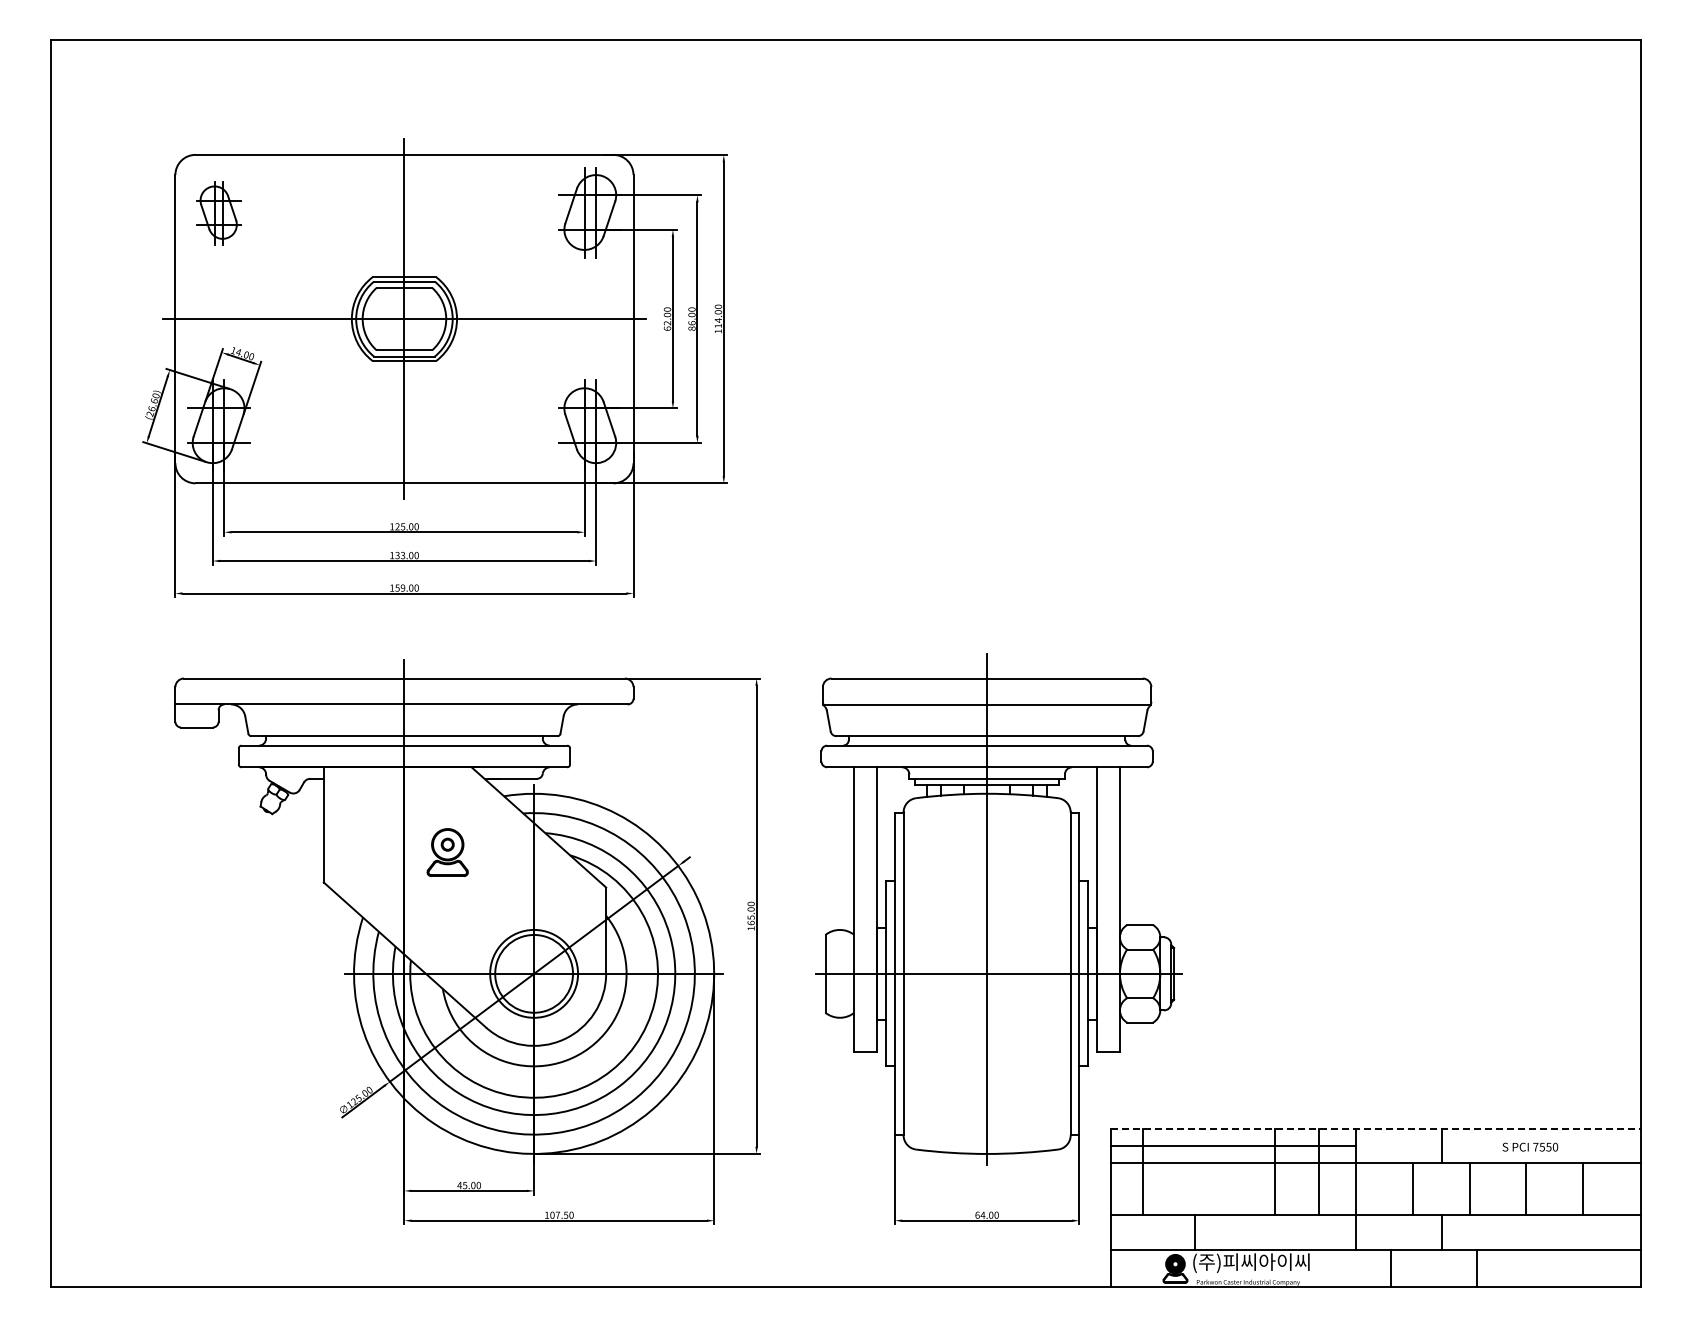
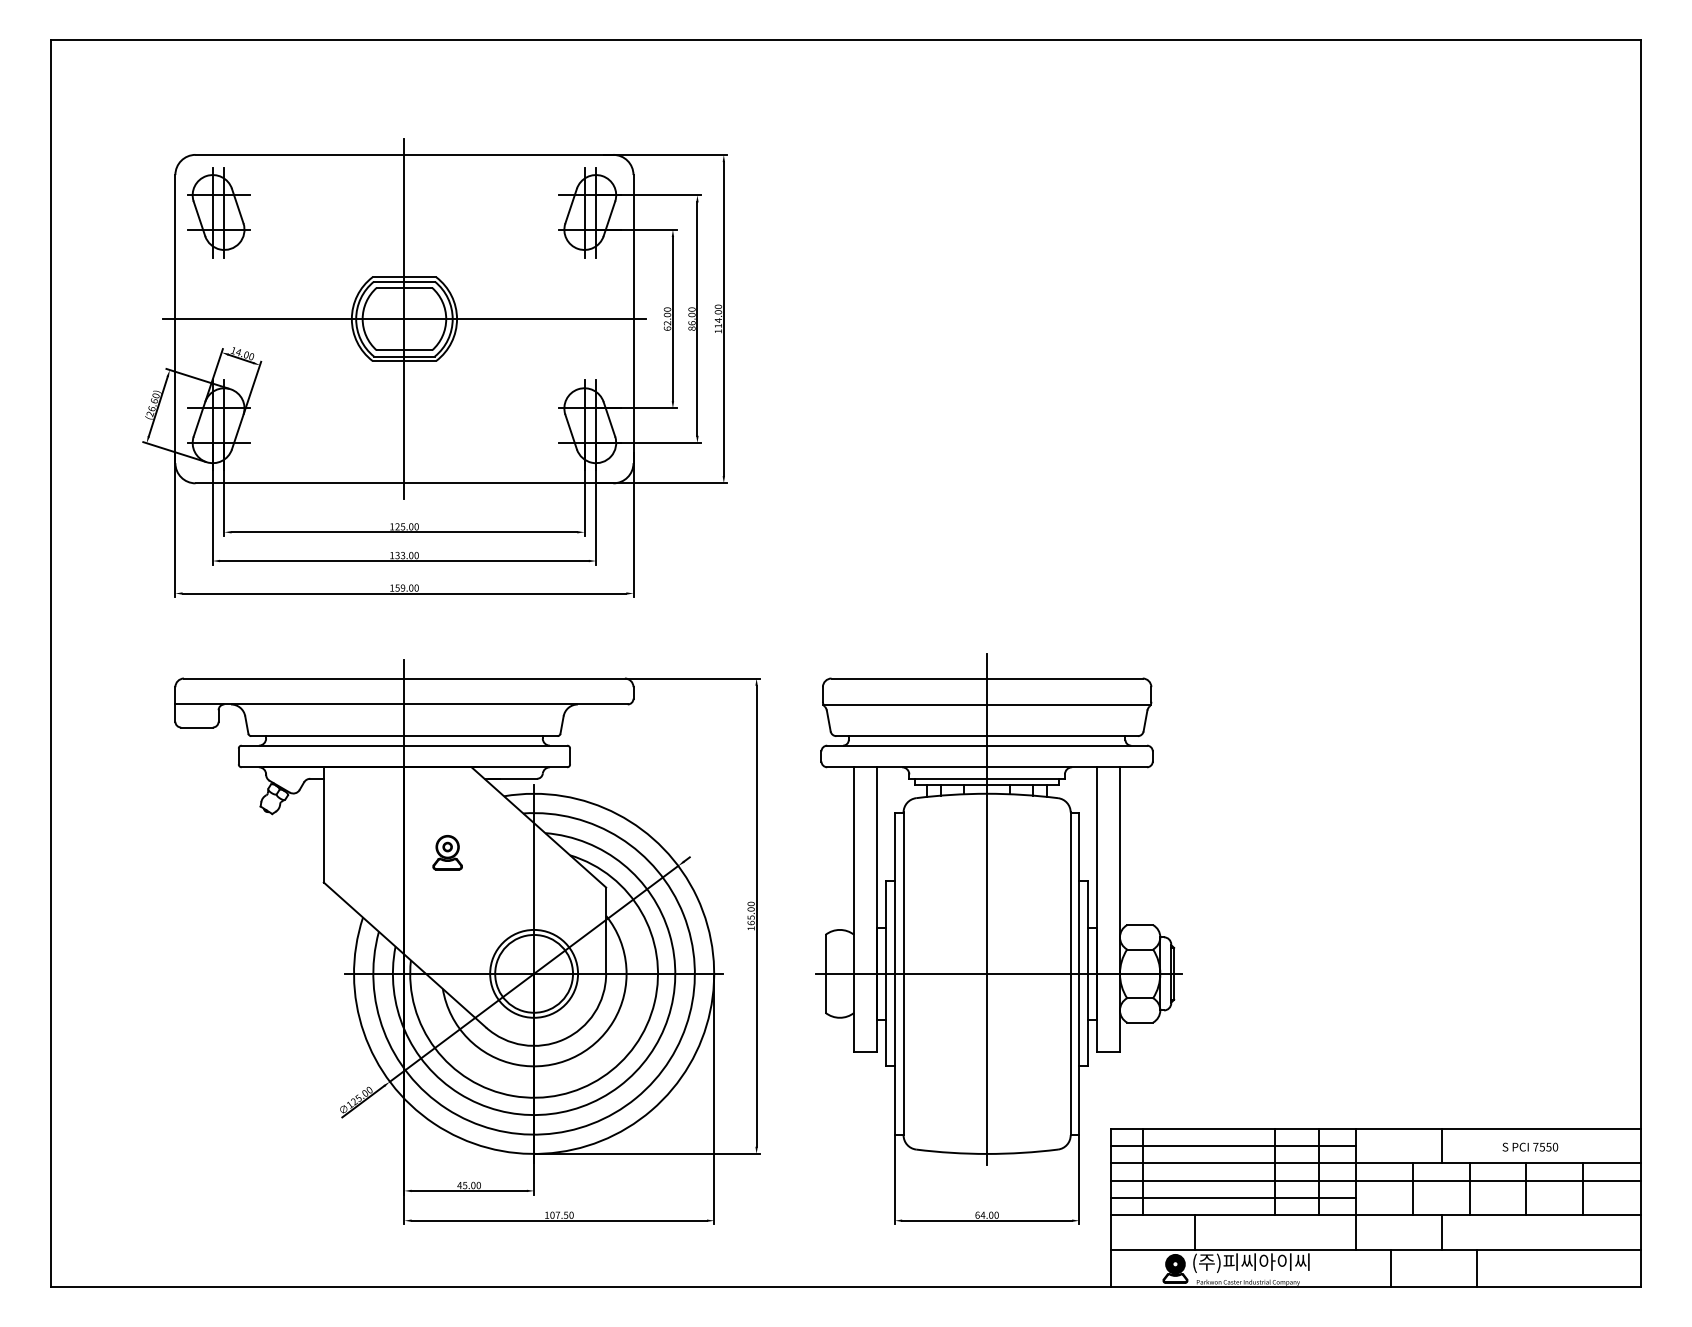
part size: 46x65 px -> 64x92 px (218, 212)
part size: 43x49 px -> 31x36 px (447, 852)
line: dashed -> solid (1376, 1128)
line: none -> present (1376, 1180)
line: none -> present (1233, 1197)
